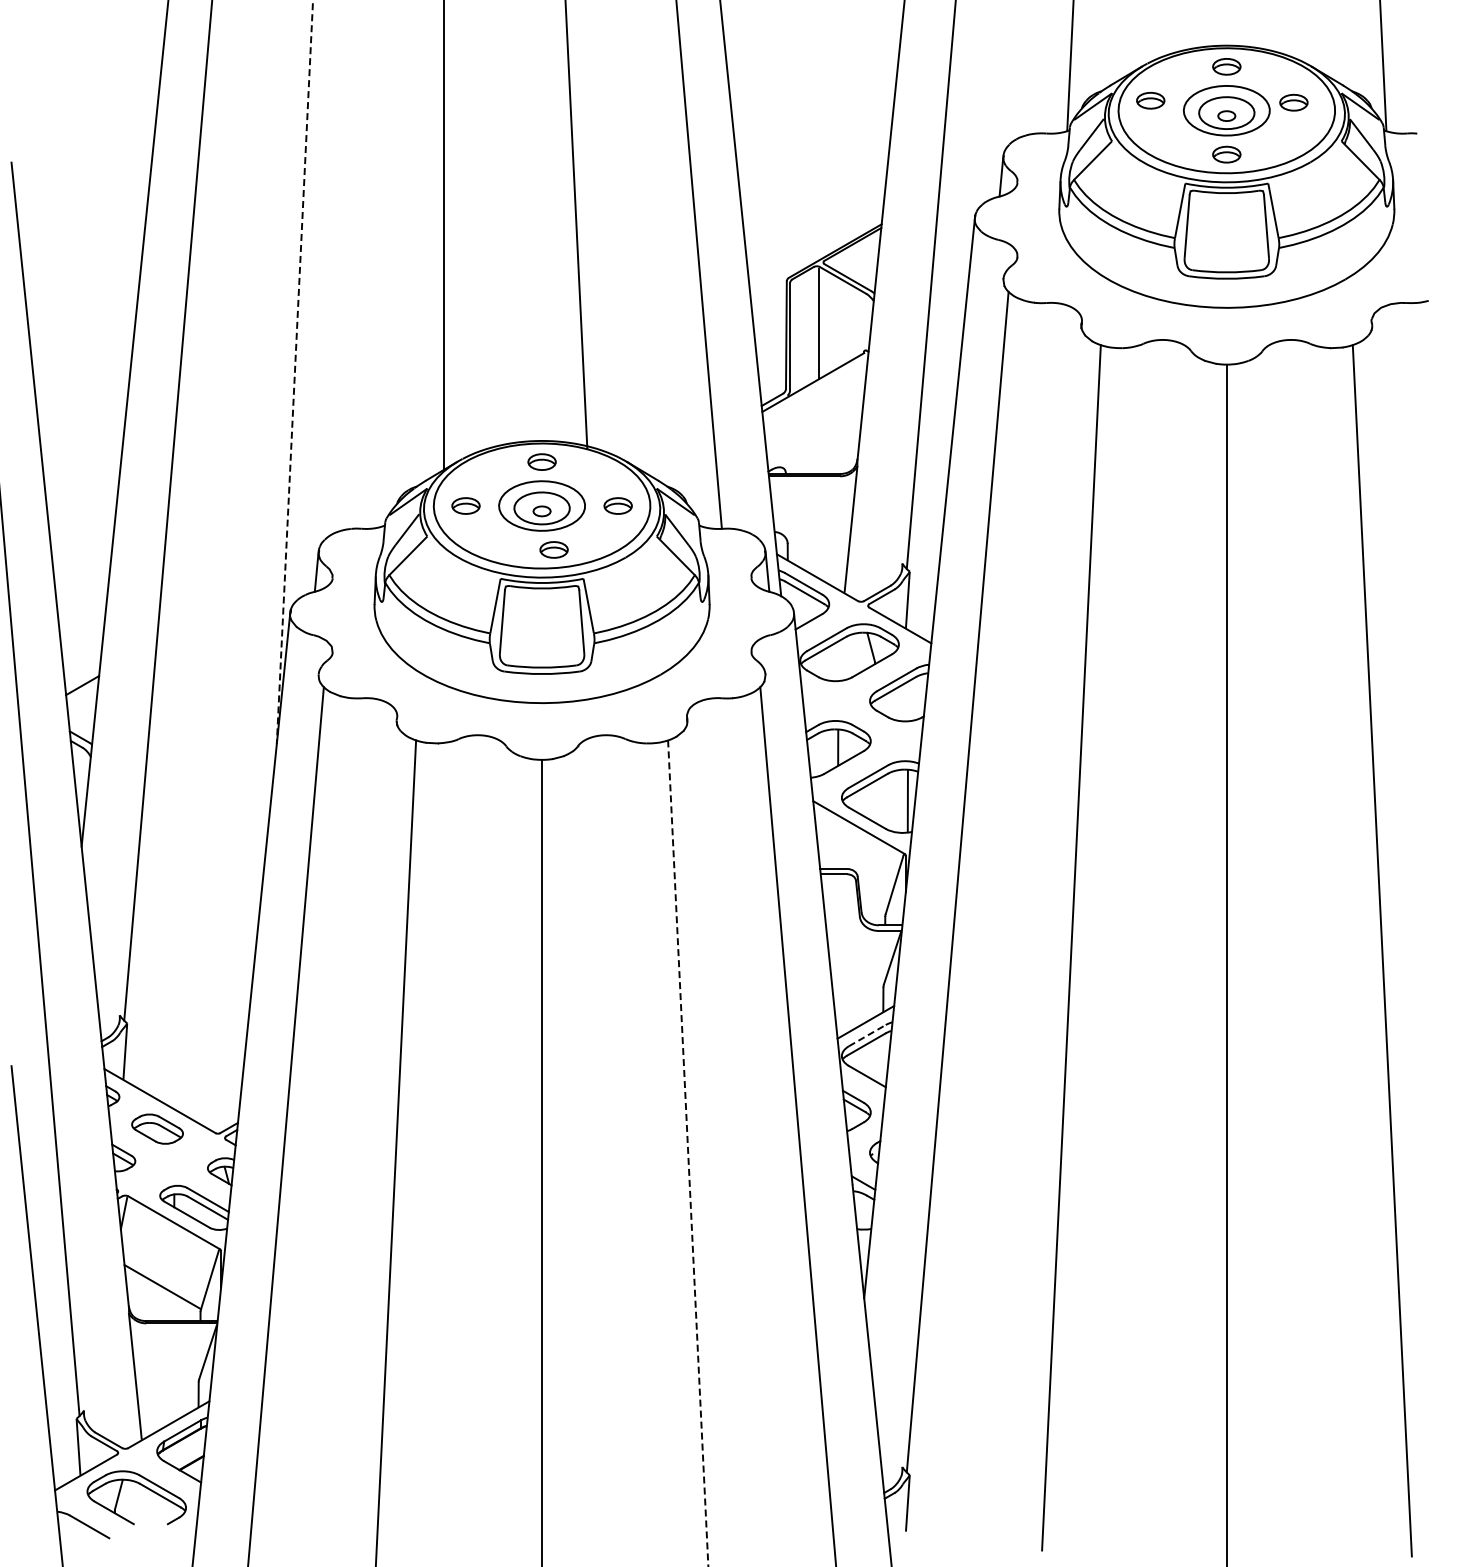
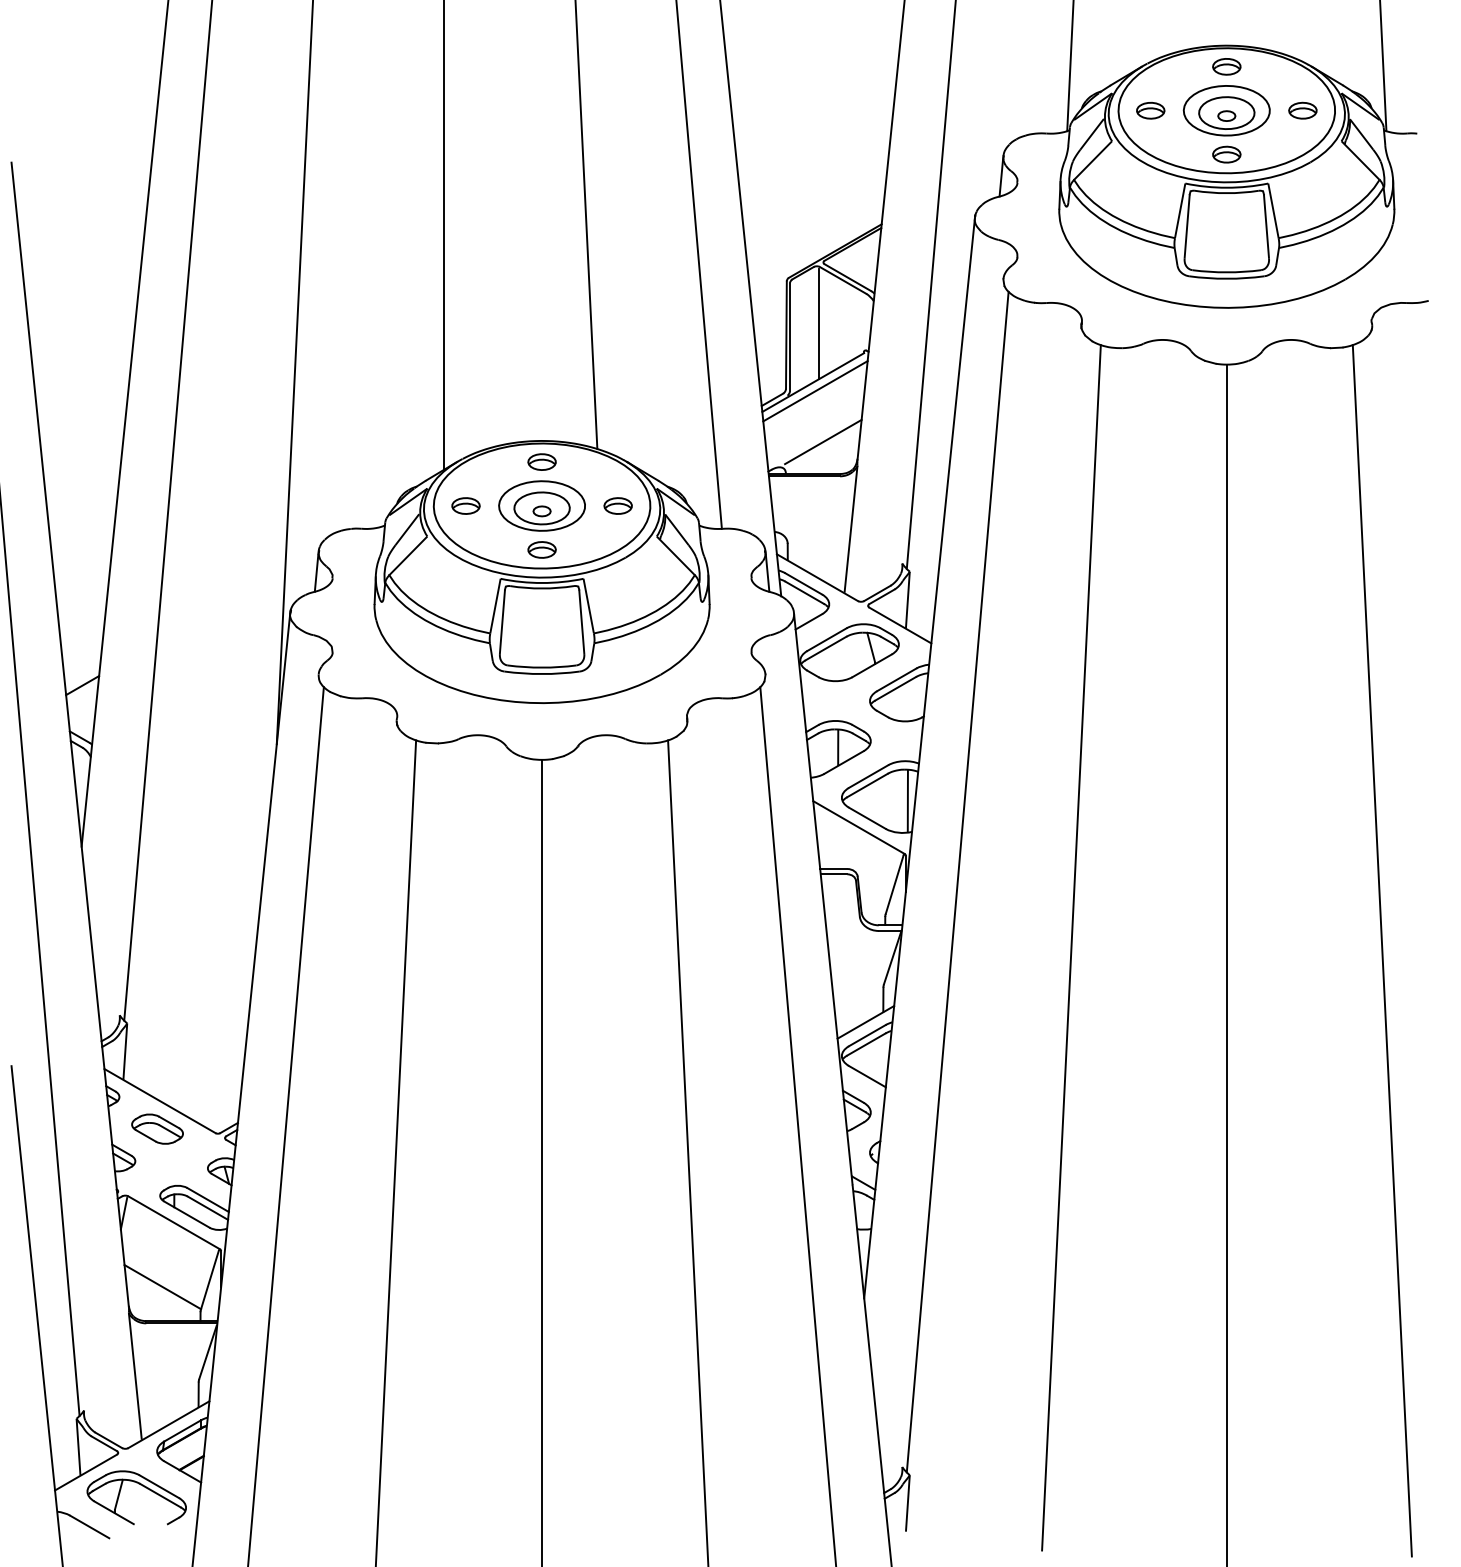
part position: (1150, 100) -> (1150, 110) (1150, 110)
part position: (1293, 102) -> (1302, 110) (1302, 110)
line position: (576, 225) -> (586, 225) (586, 225)
line: dashed -> solid (294, 372)
line: none -> present (815, 391)
line: none -> present (823, 441)
part position: (553, 549) -> (541, 549) (541, 549)
line: dashed -> solid (867, 1035)
line: dashed -> solid (688, 1153)
